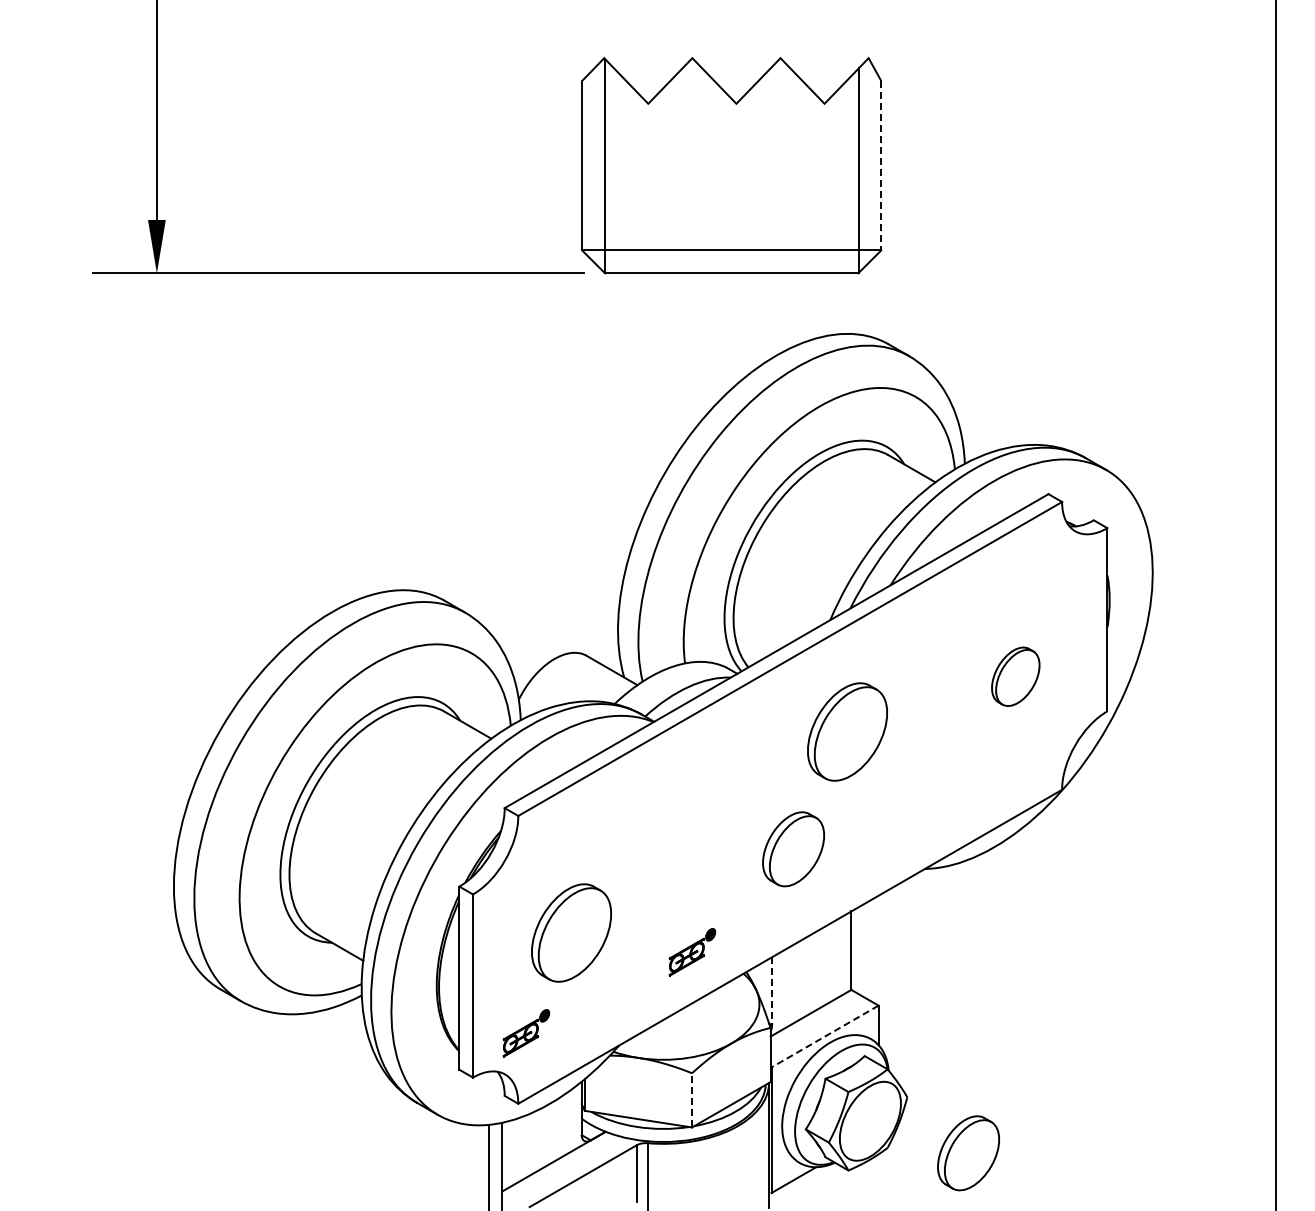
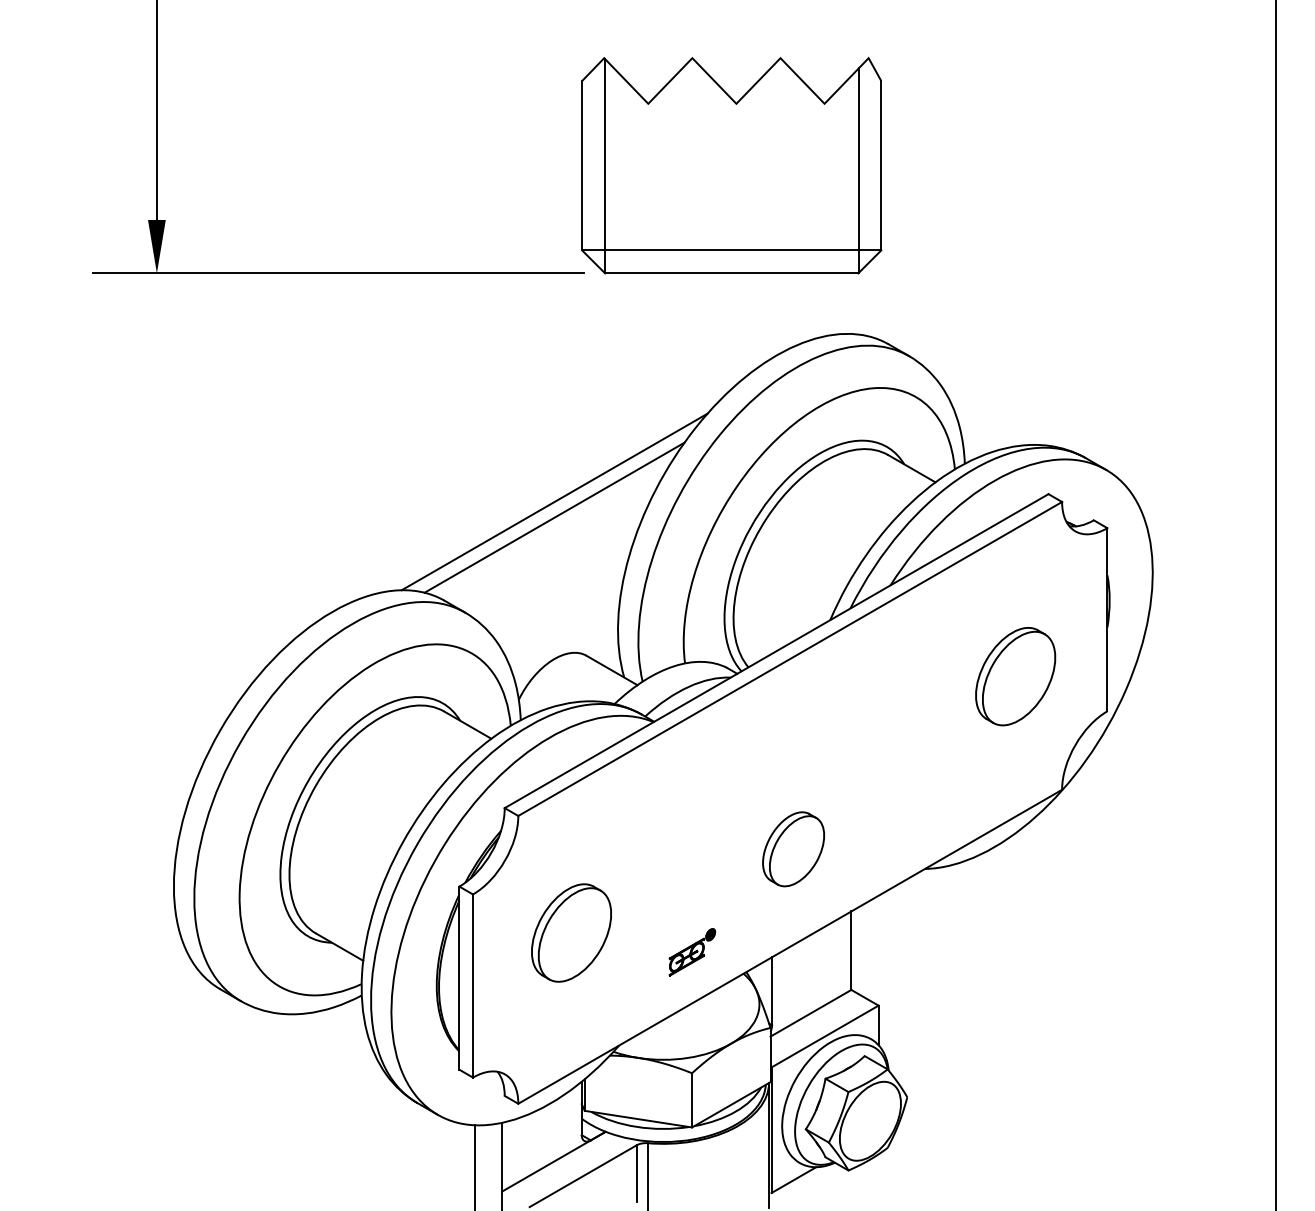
line: dashed -> solid (881, 165)
line: none -> present (554, 501)
line: none -> present (554, 517)
part size: 50x61 px -> 82x100 px (1015, 676)
part: present -> none (847, 731)
line: dashed -> solid (772, 991)
part: present -> none (526, 1033)
line: dashed -> solid (825, 1036)
line: dashed -> solid (692, 1099)
part: present -> none (968, 1153)
line position: (489, 1166) -> (475, 1166) (475, 1166)
